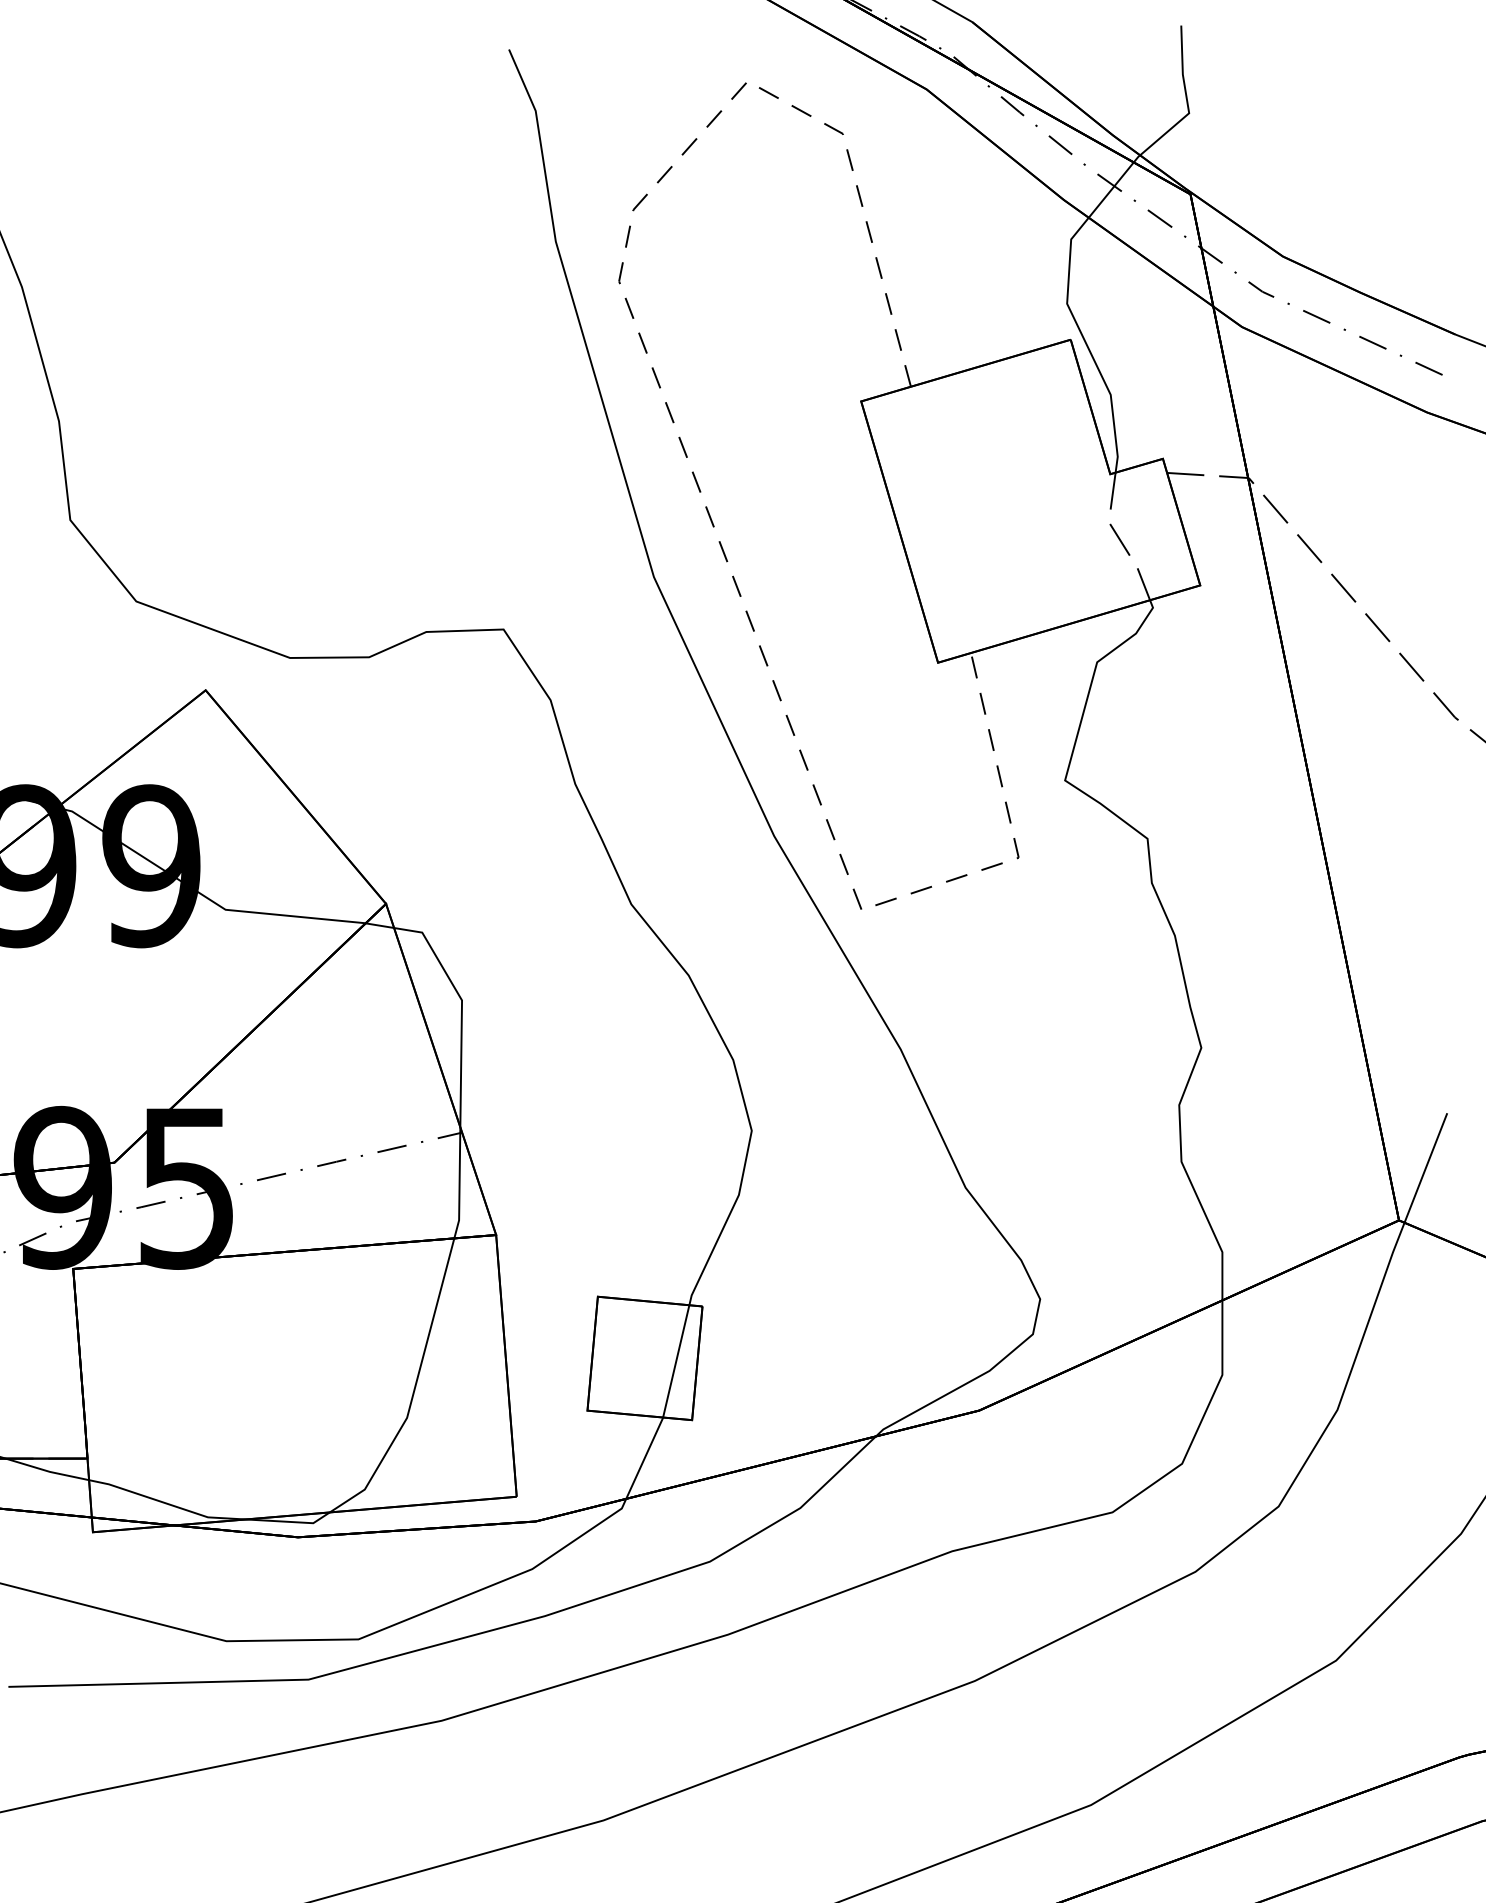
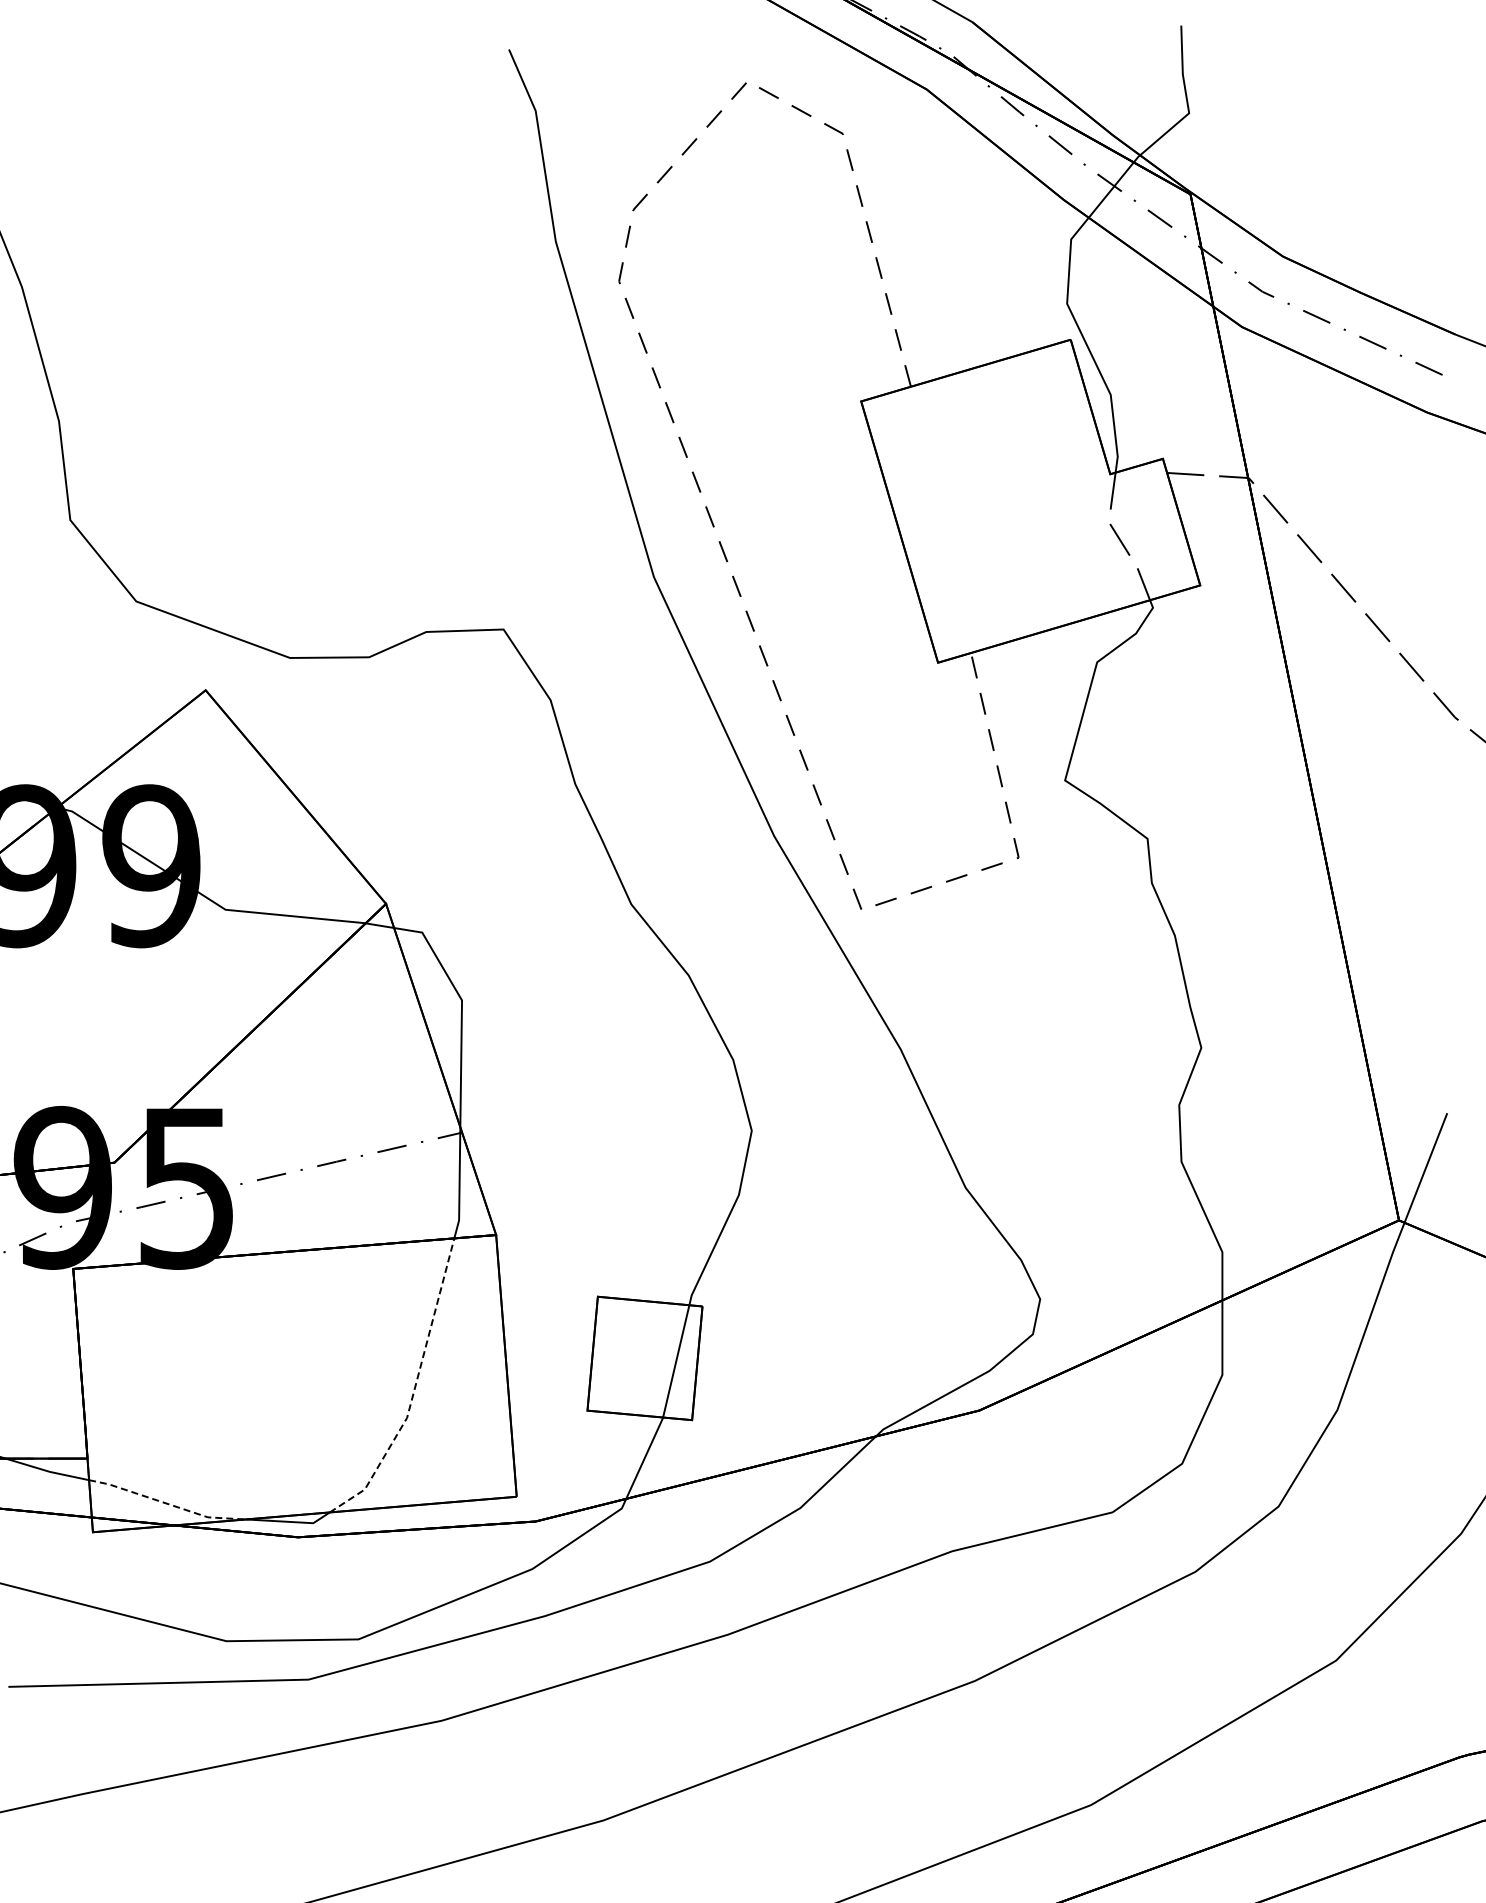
line: solid -> dashed (414, 1389)
line: solid -> dashed (166, 1503)
